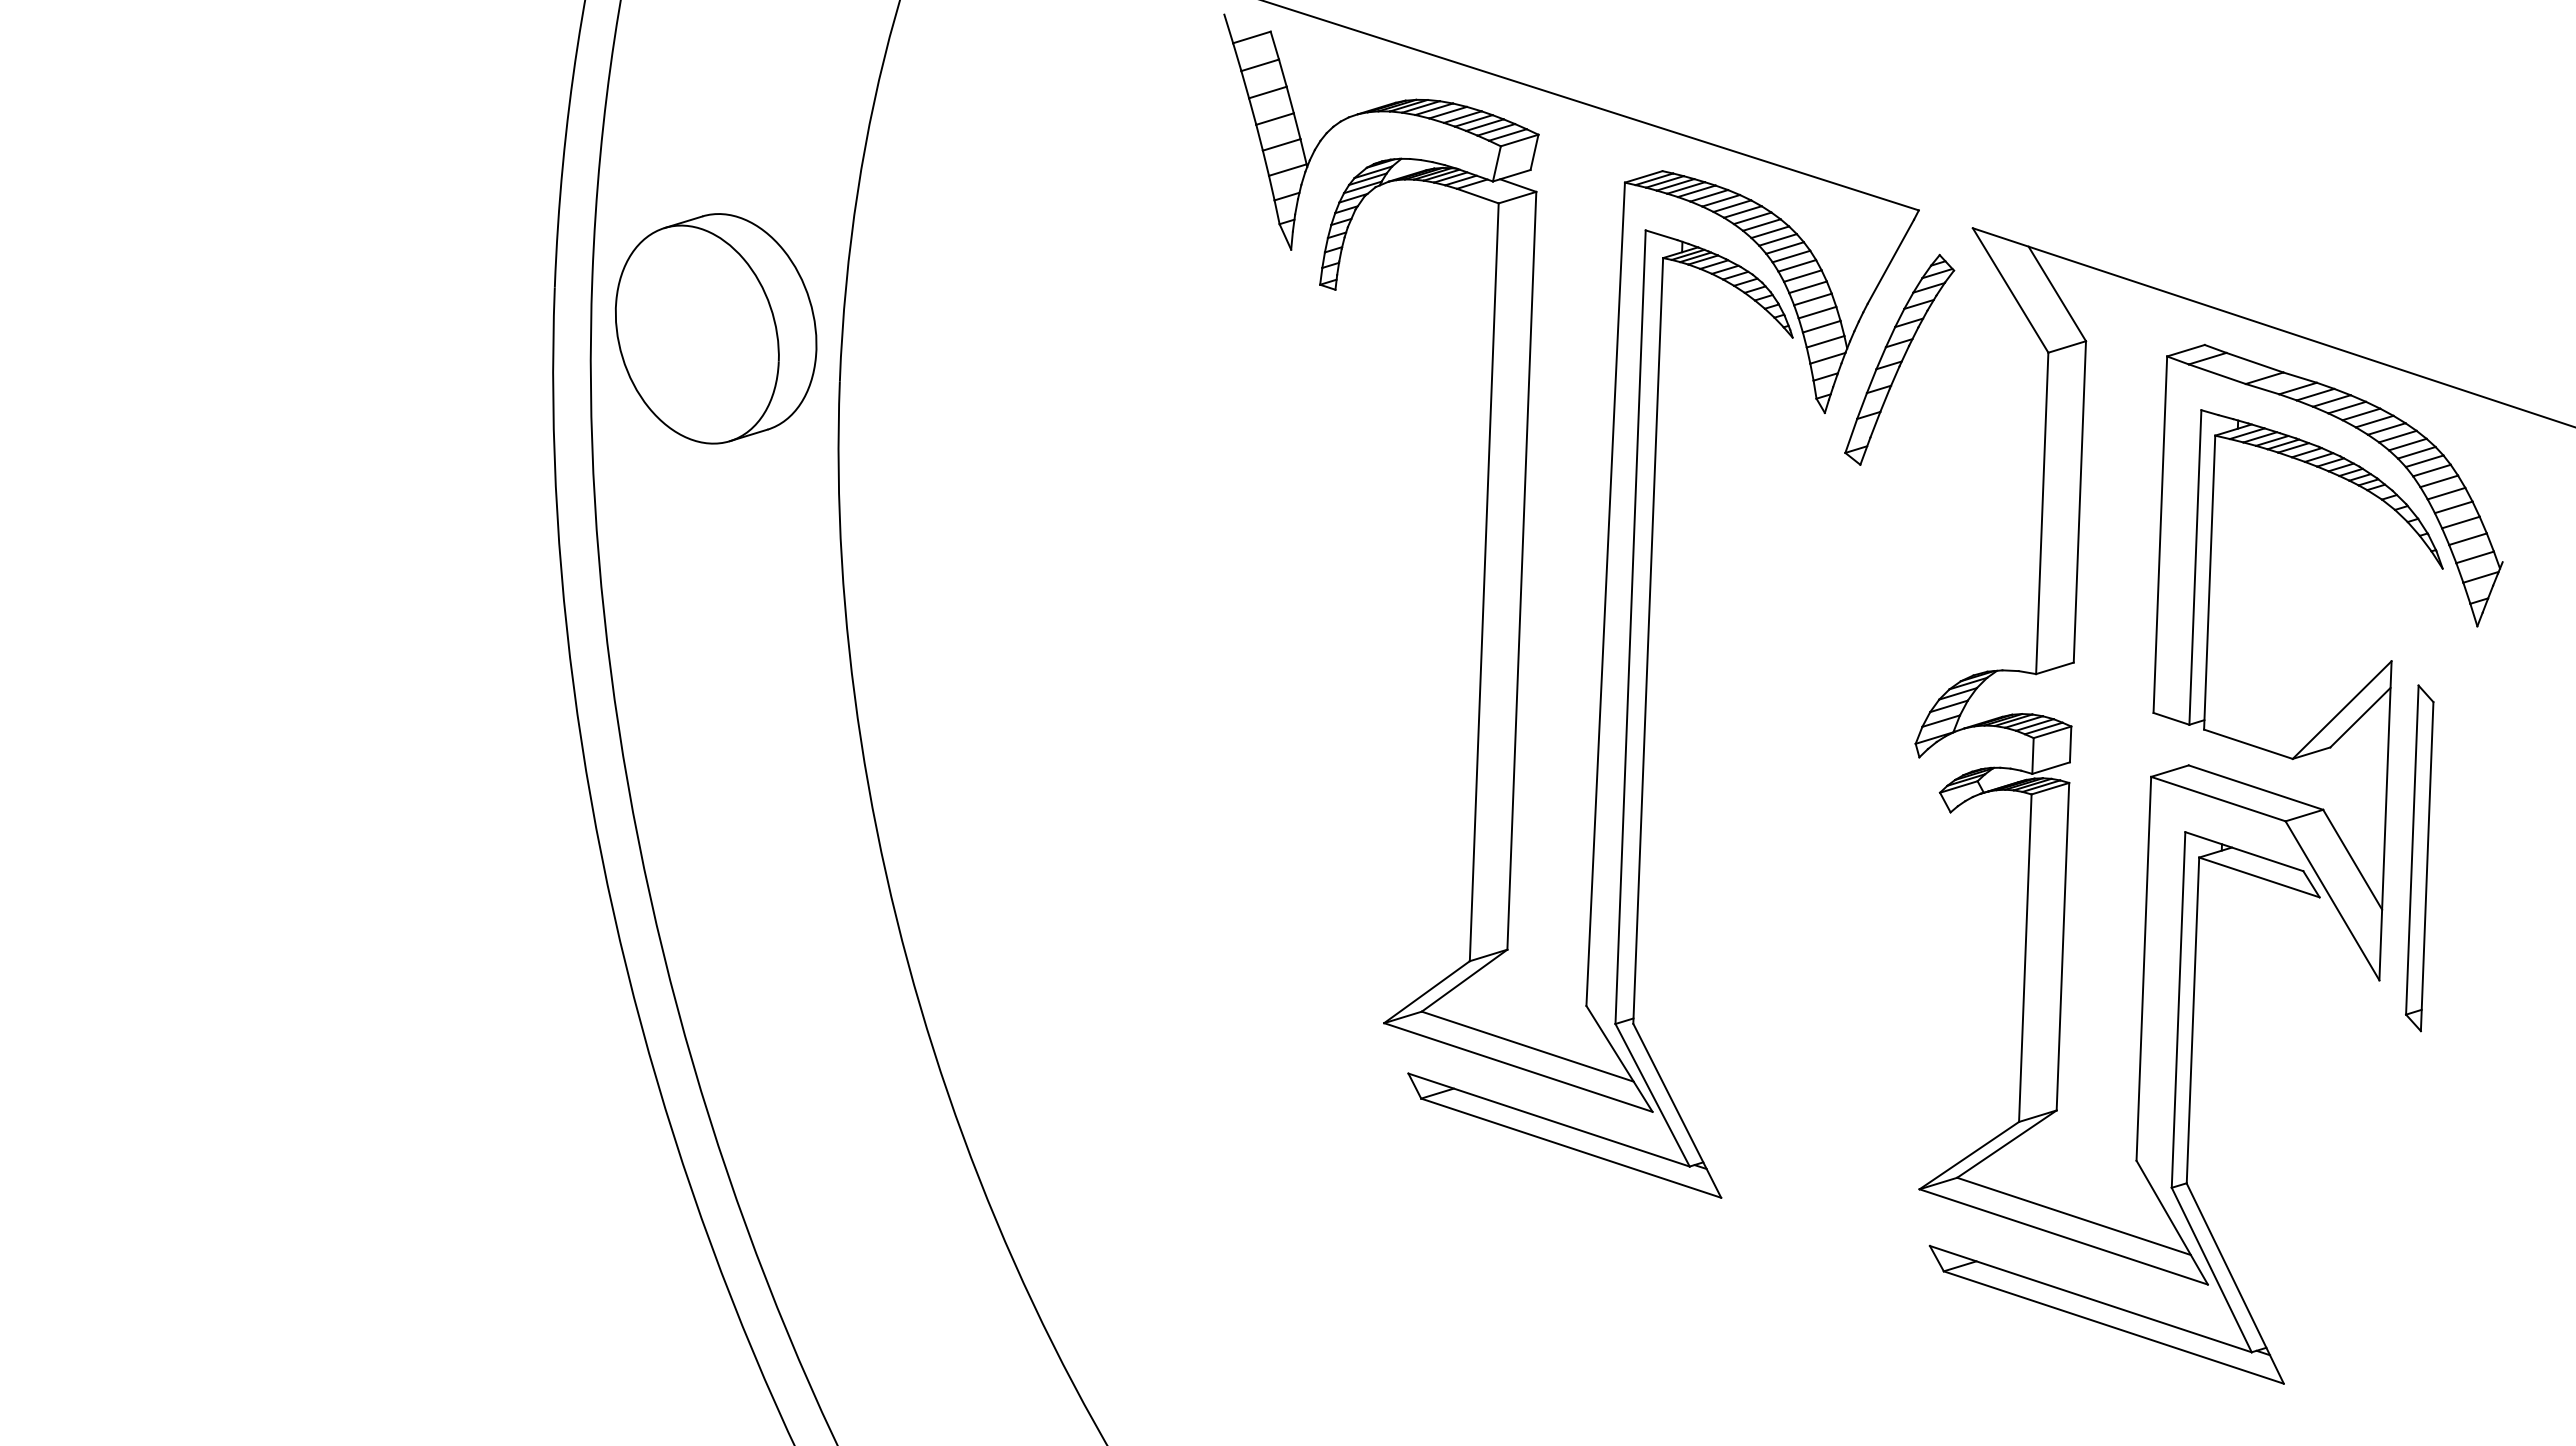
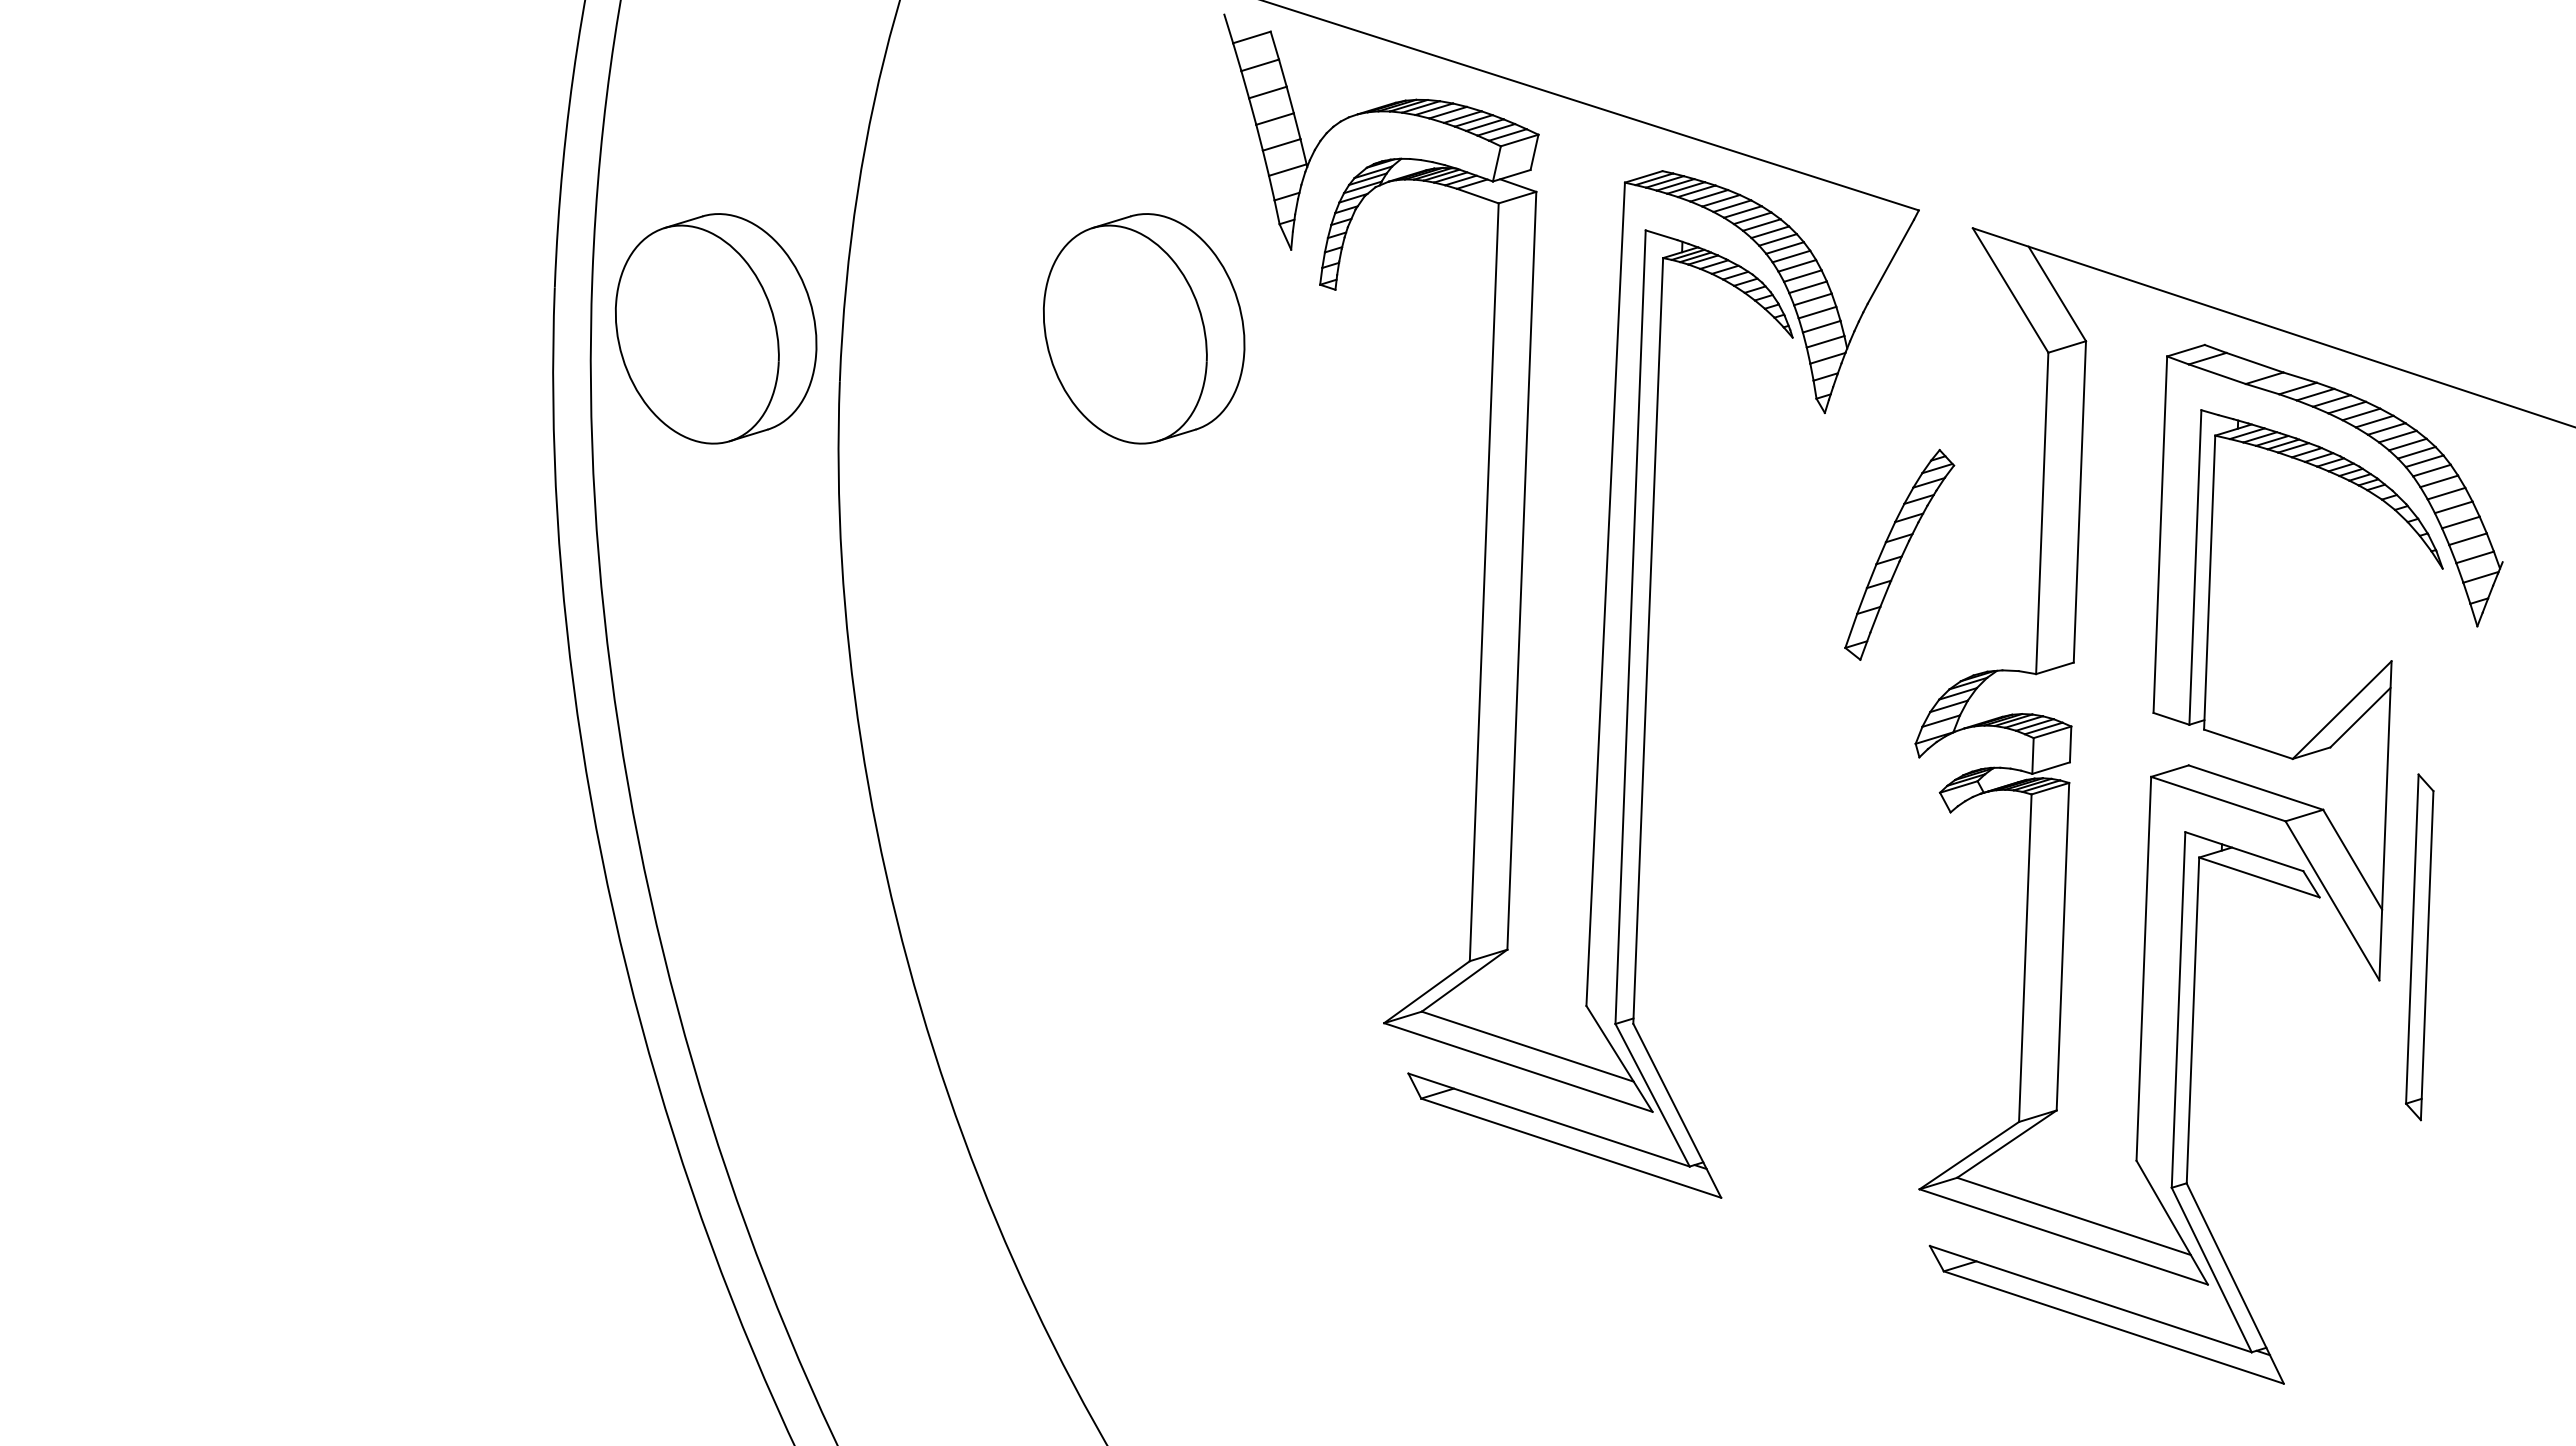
part: none -> present (1143, 328)
part position: (1899, 359) -> (1899, 554) (1899, 554)
part position: (2419, 858) -> (2419, 947) (2419, 947)
